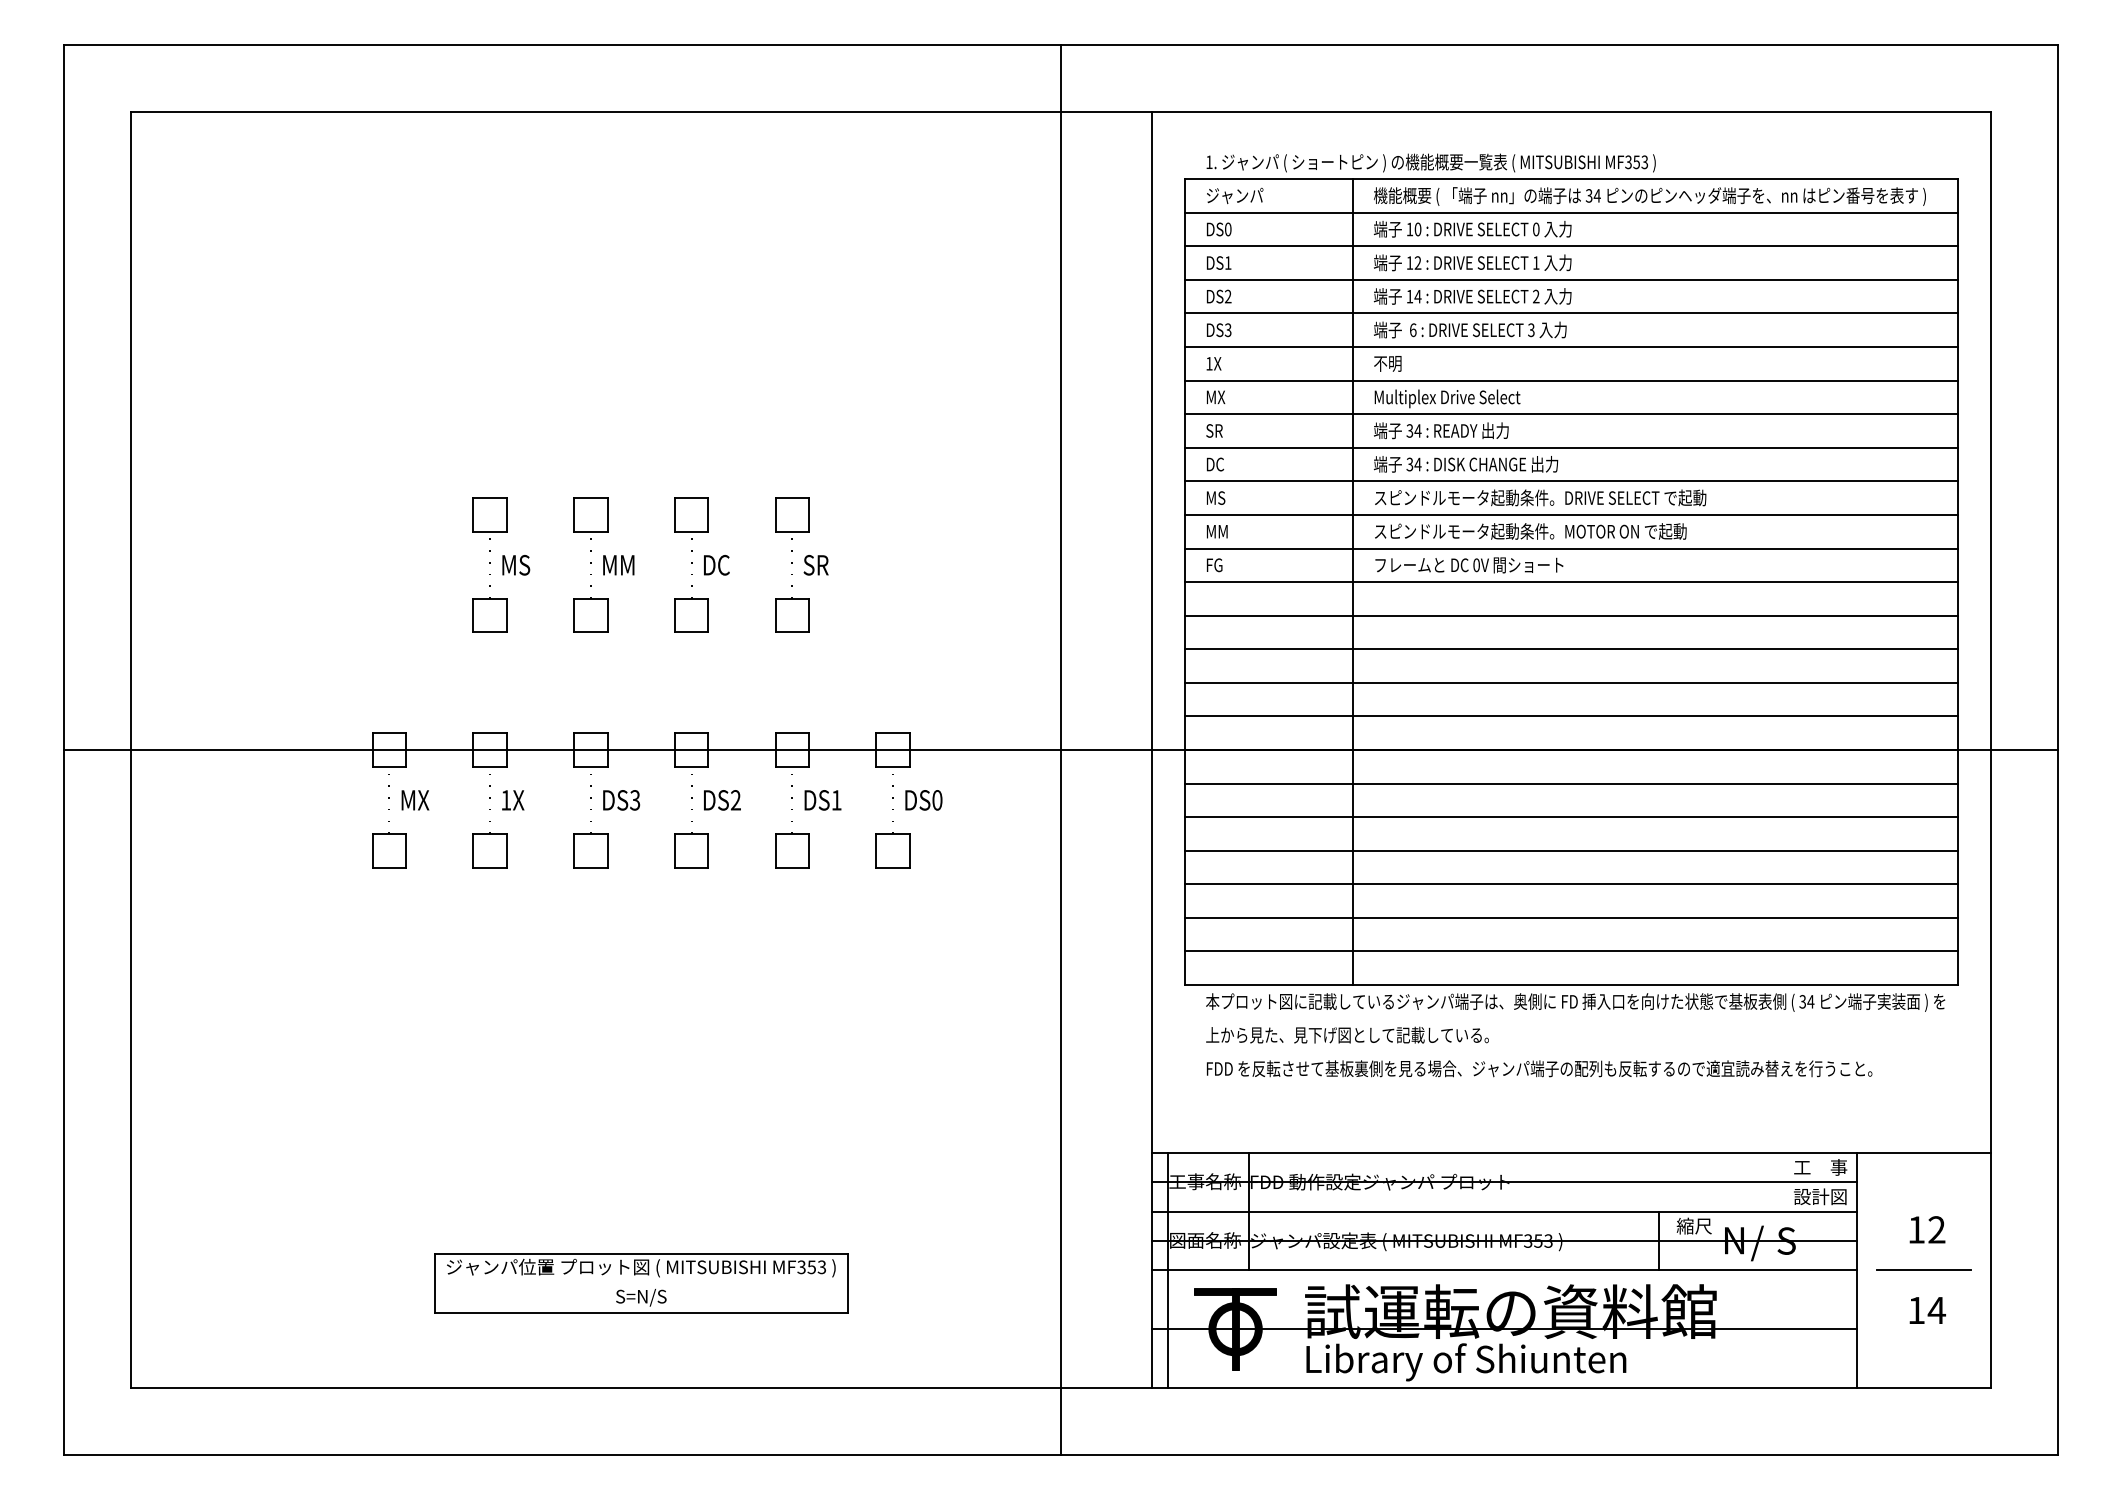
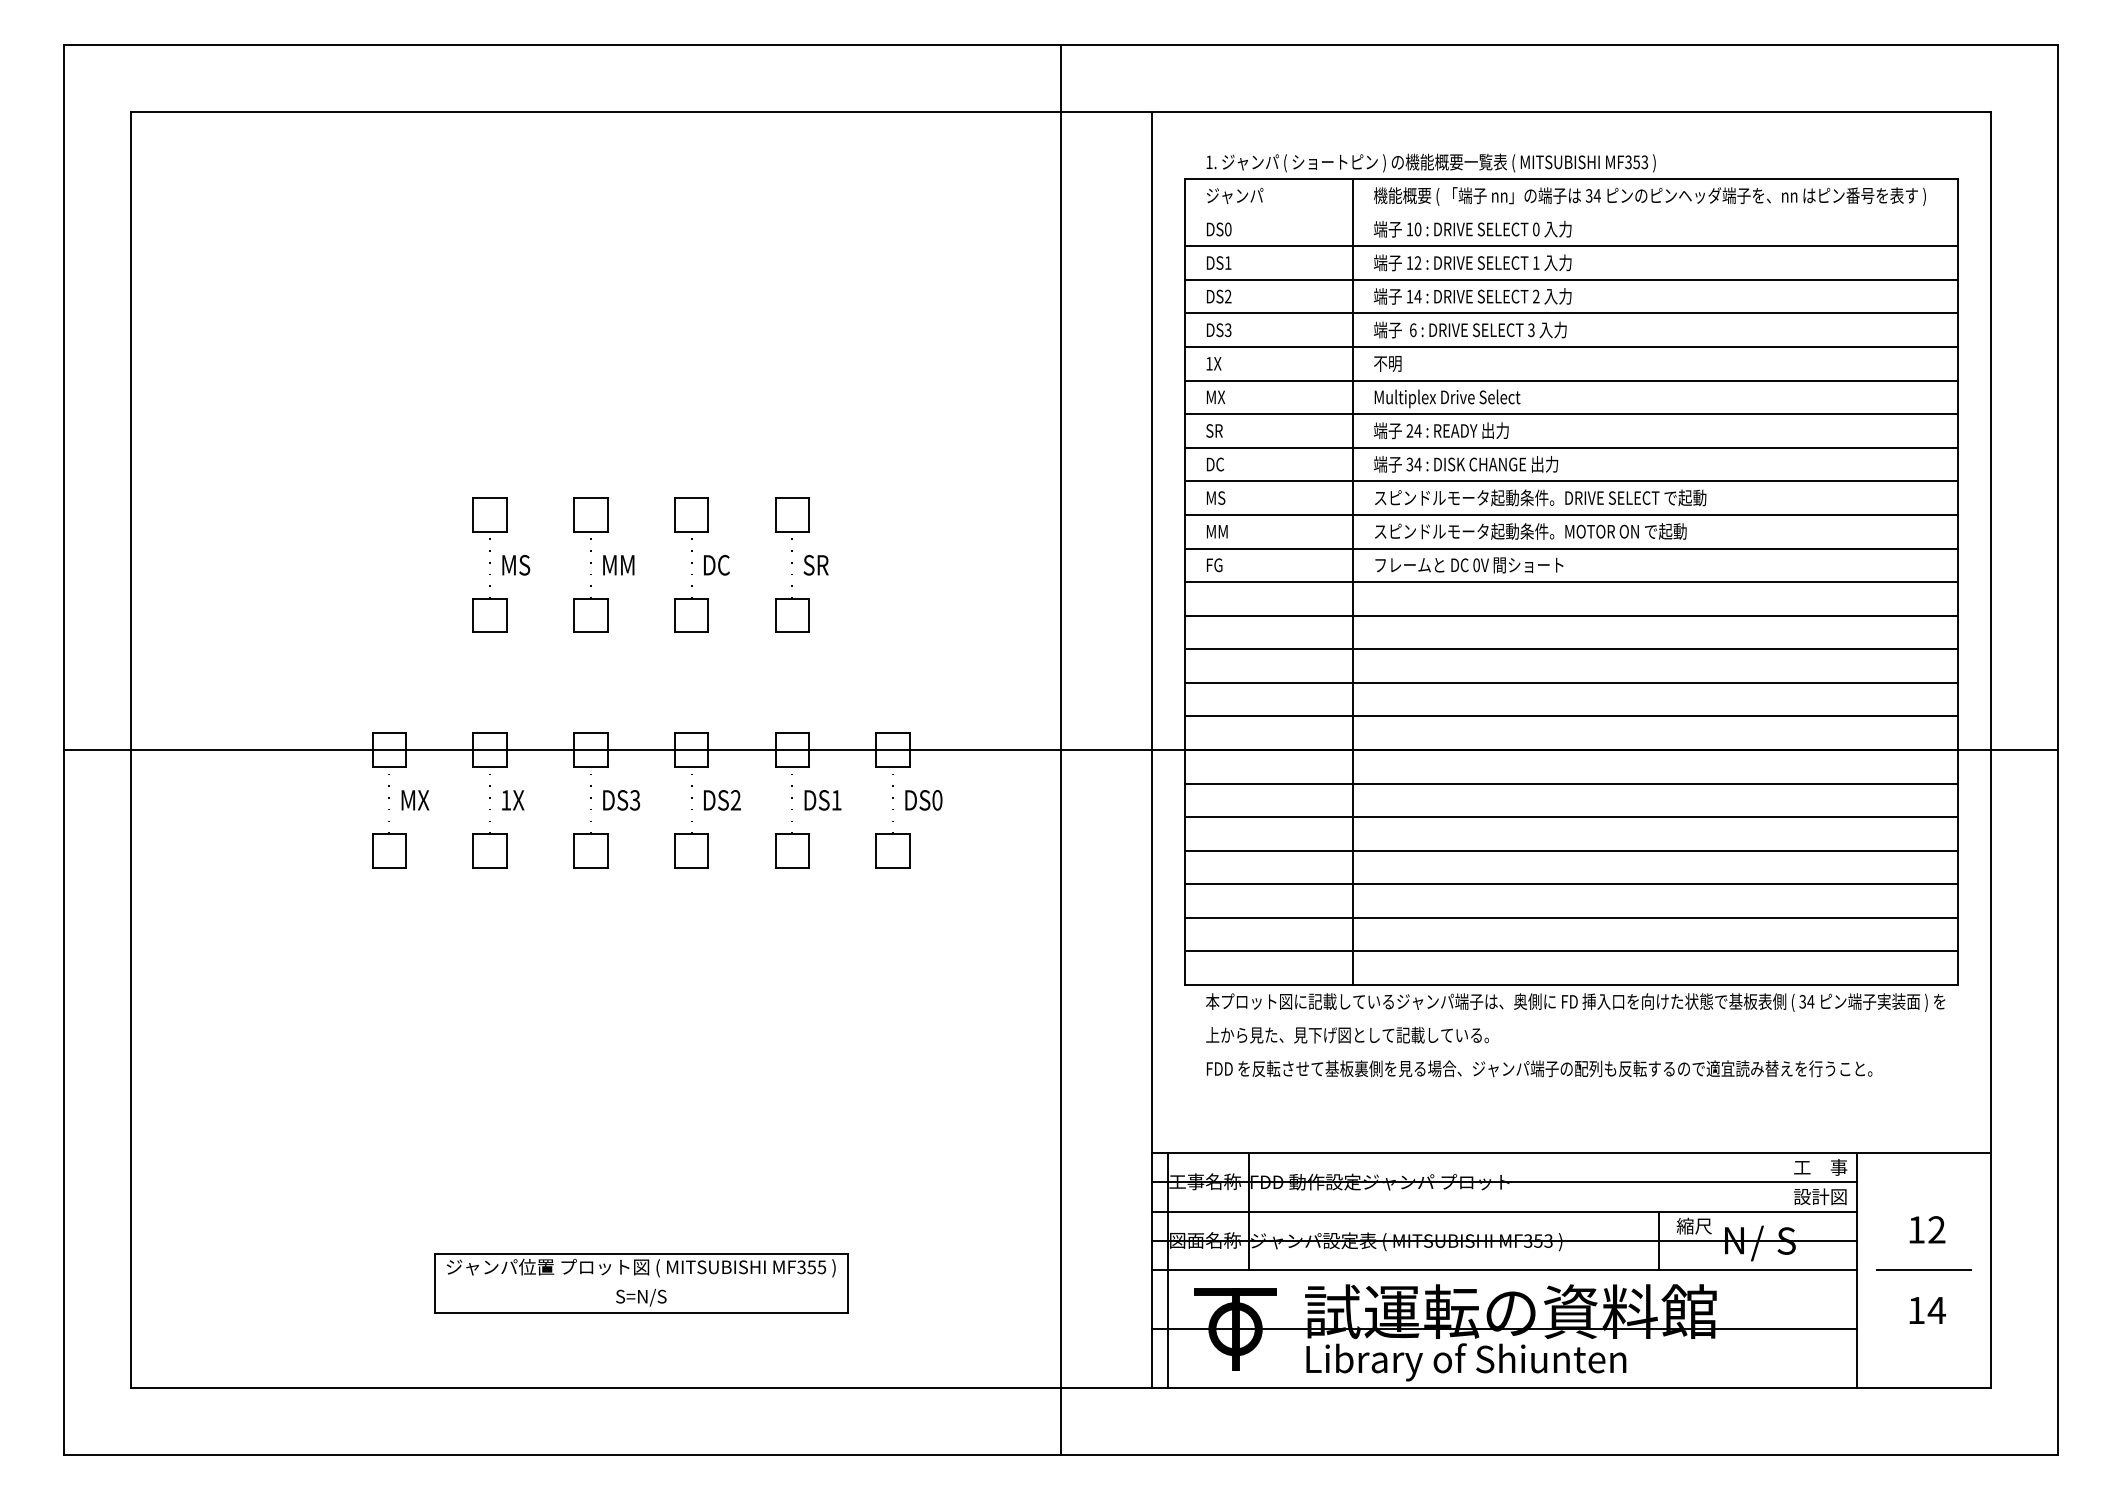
line: present -> none (1571, 212)
text: 34 -> 24 (1409, 430)
text: MF353 -> MF355 (822, 1266)
